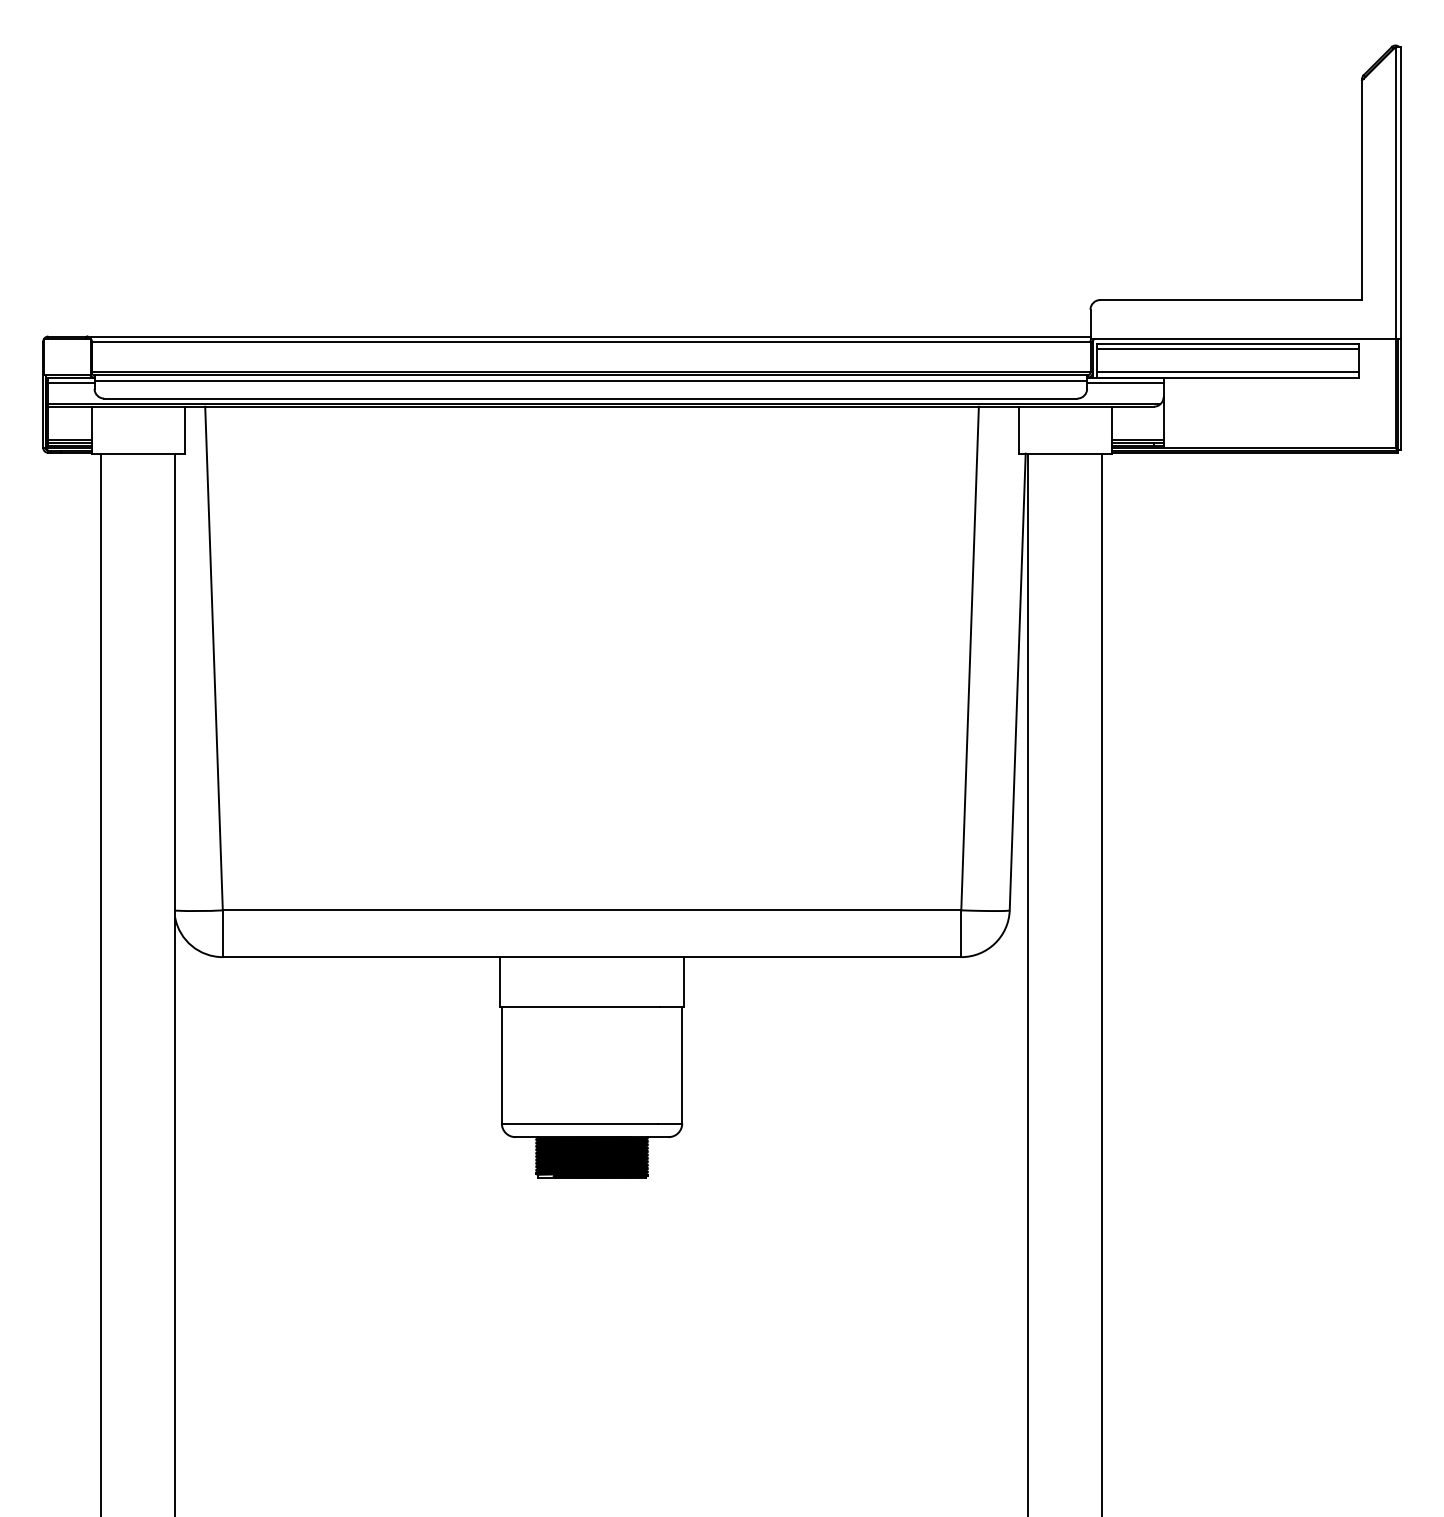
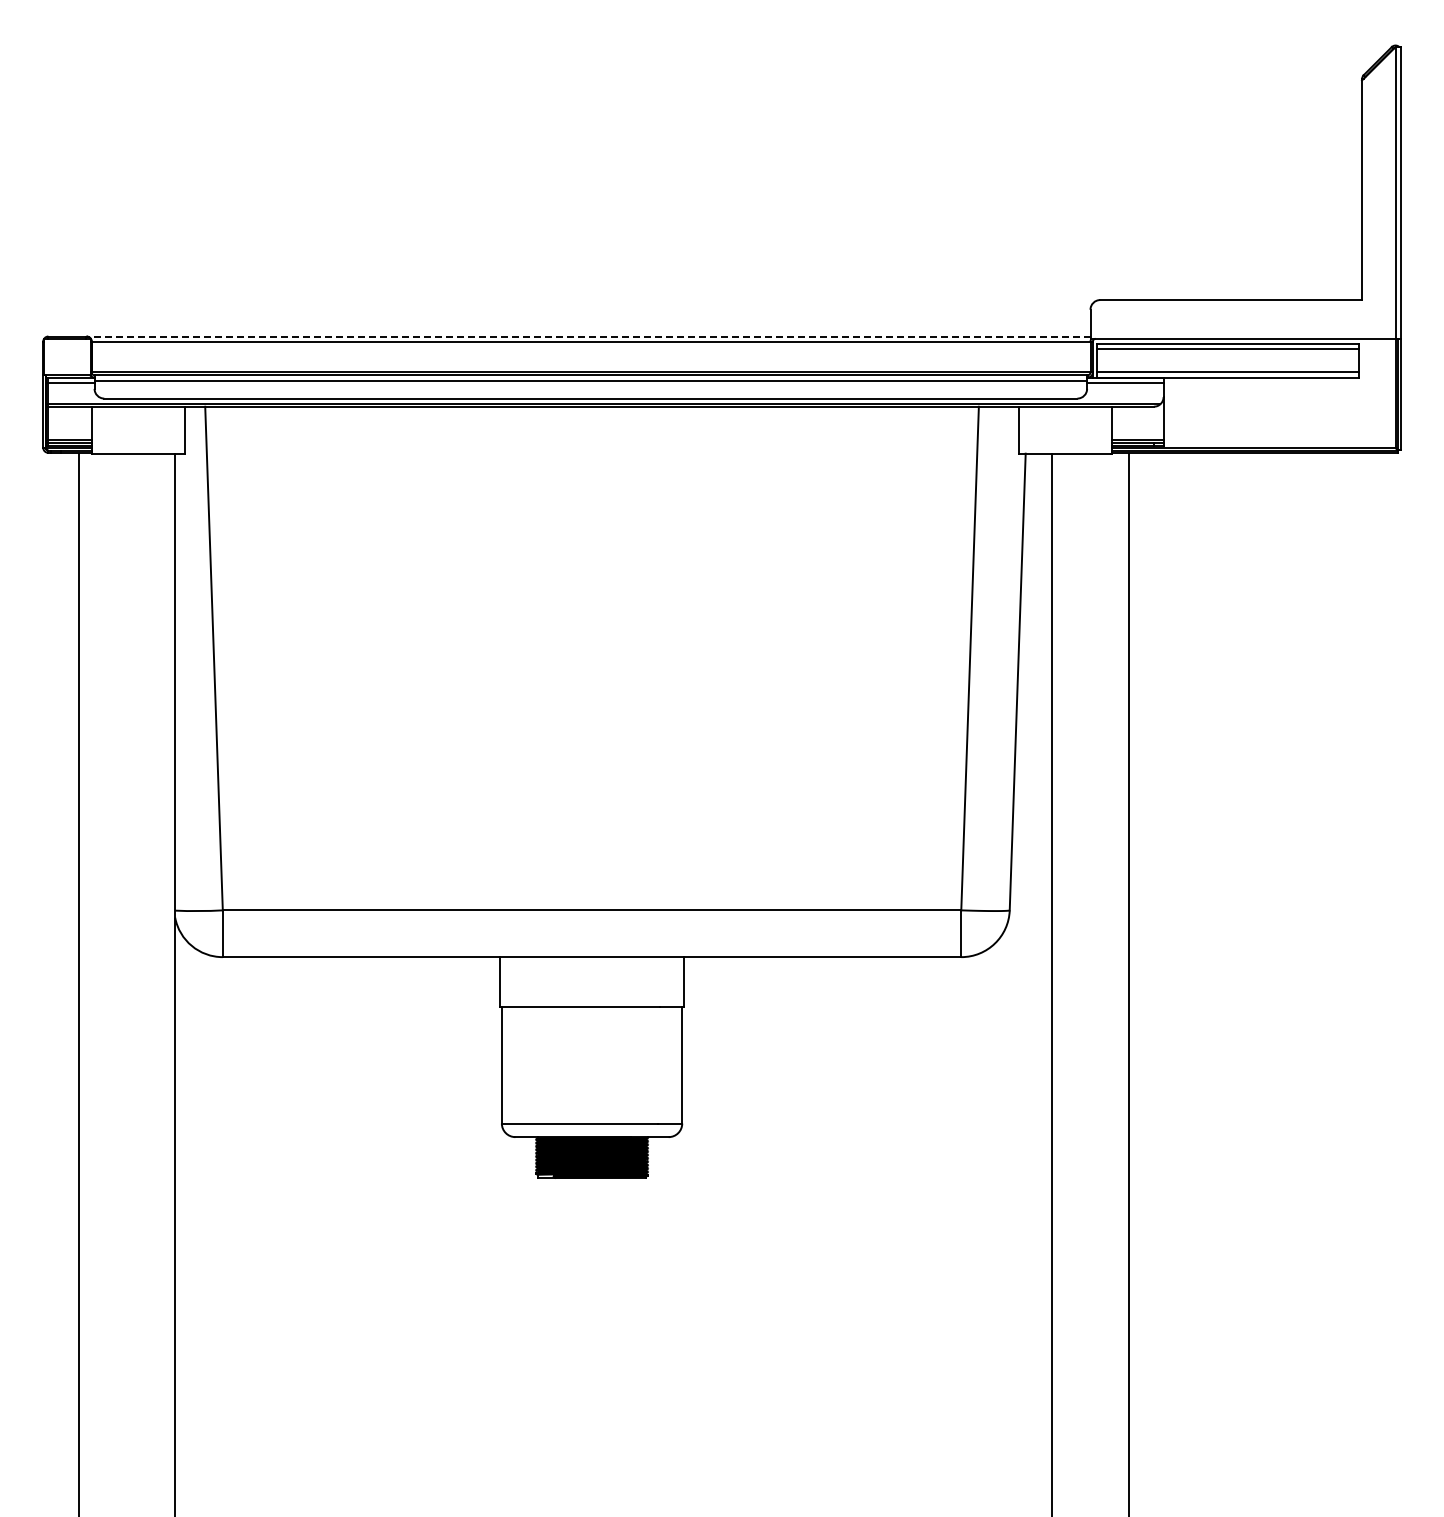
line: solid -> dashed (588, 336)
line position: (101, 983) -> (79, 983) (79, 983)
line position: (1028, 983) -> (1052, 983) (1052, 983)
line position: (1102, 983) -> (1129, 983) (1129, 983)
